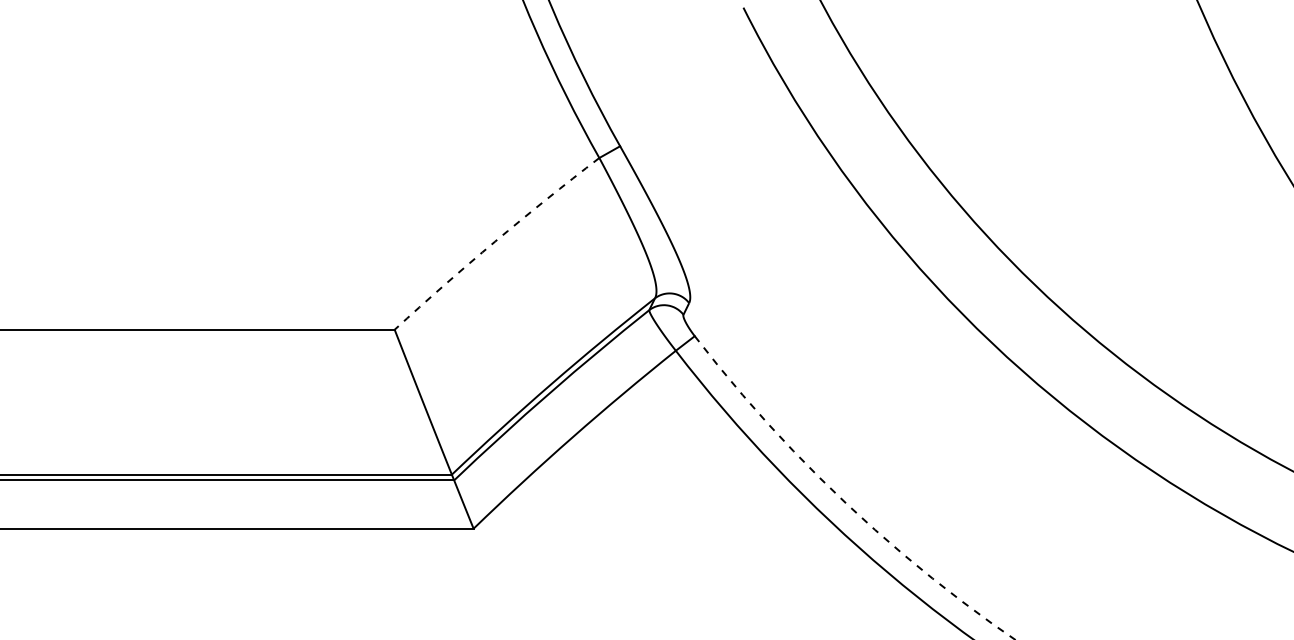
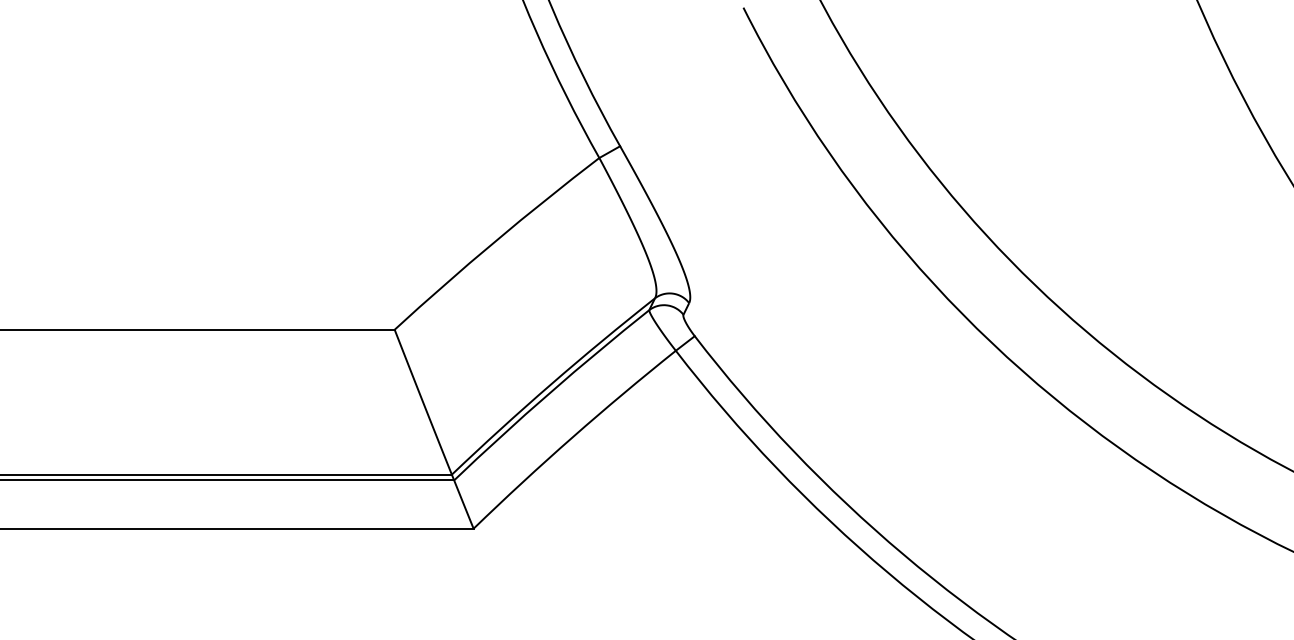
arc: dashed -> solid (495, 241)
arc: dashed -> solid (843, 500)
